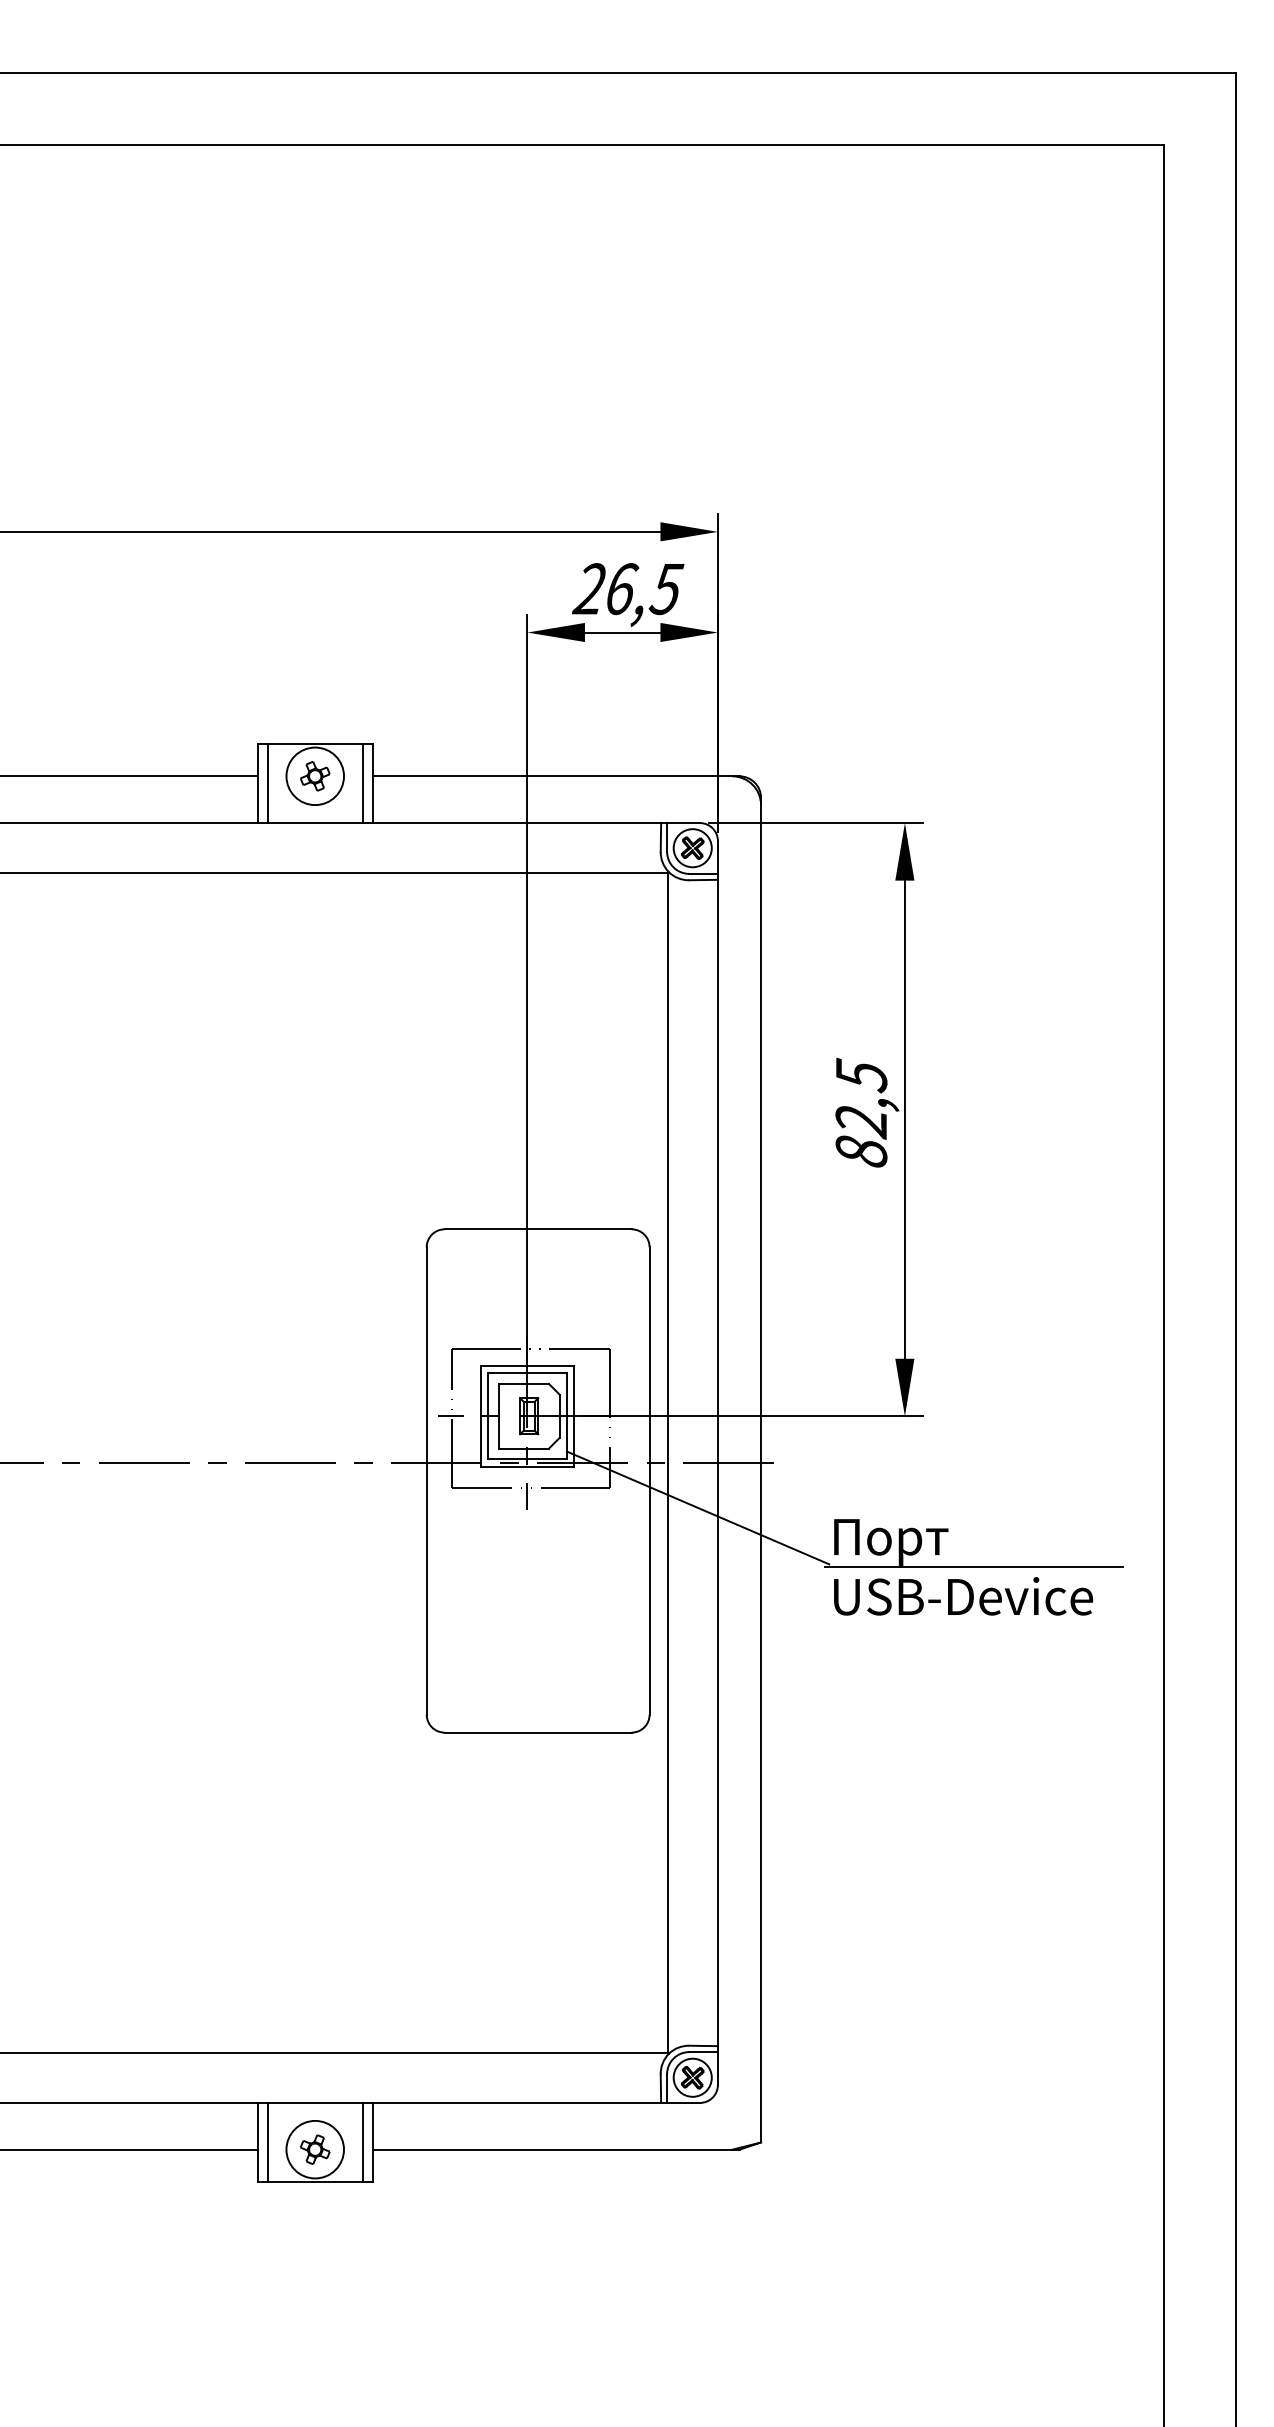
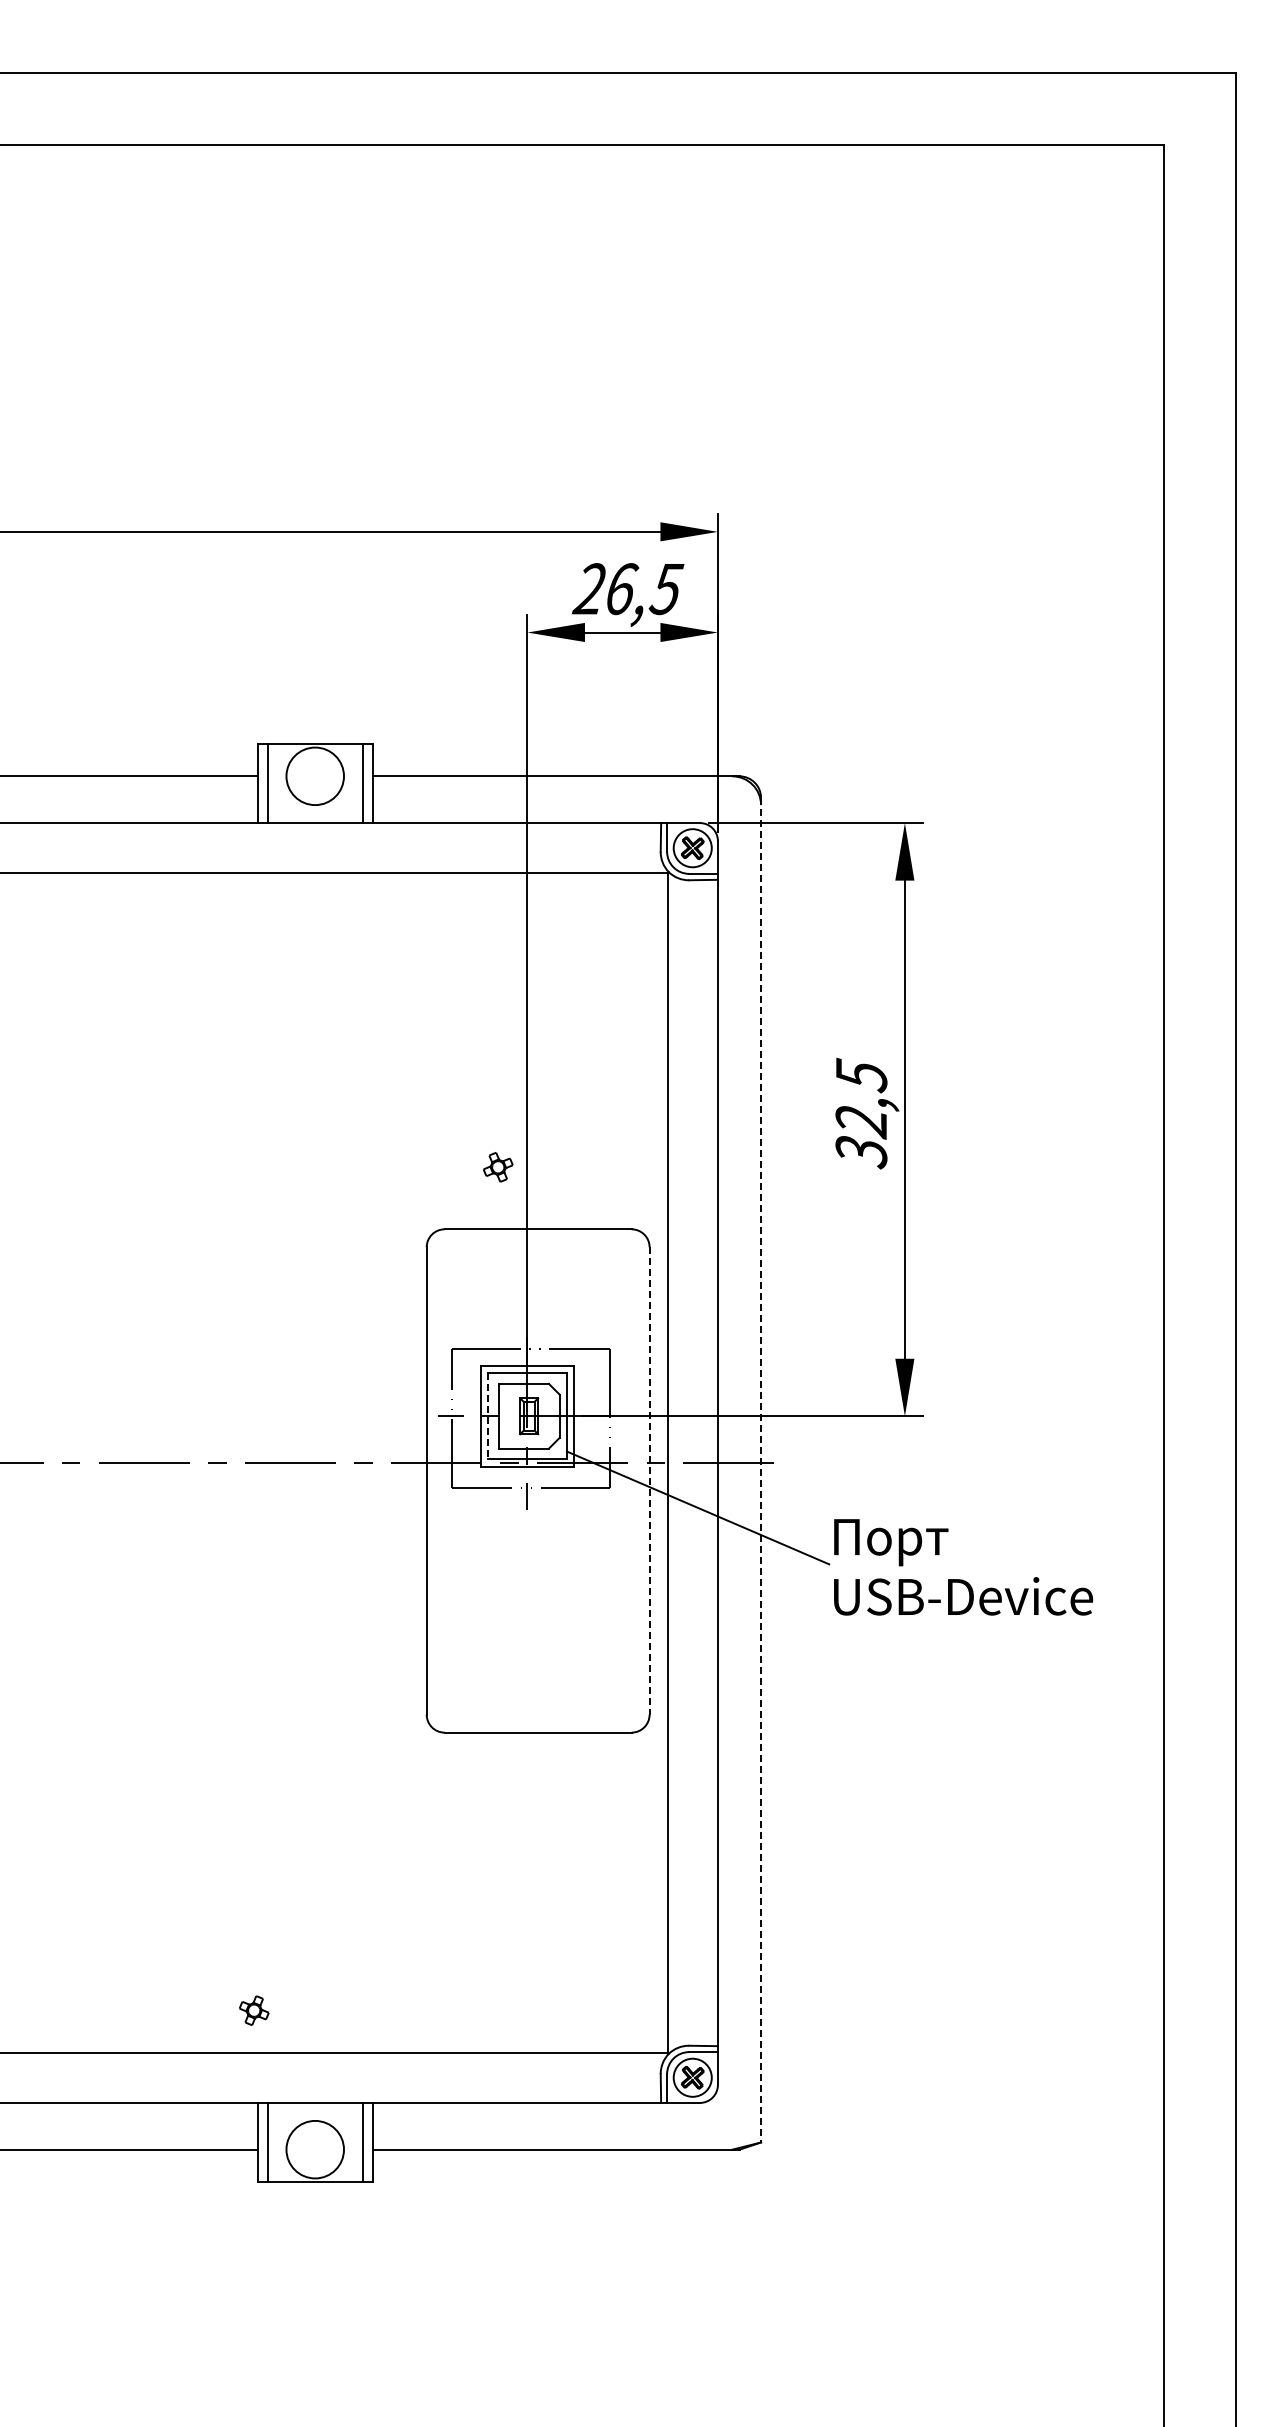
part position: (315, 776) -> (498, 1167) (498, 1167)
text: 82,5 -> 32,5 (861, 1152)
line: solid -> dashed (487, 1416)
line: solid -> dashed (761, 1470)
line: solid -> dashed (649, 1480)
line: present -> none (973, 1567)
part position: (315, 2149) -> (254, 2010) (254, 2010)
